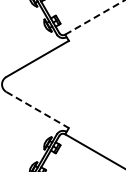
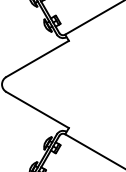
line: dashed -> solid (95, 17)
line: dashed -> solid (38, 110)
